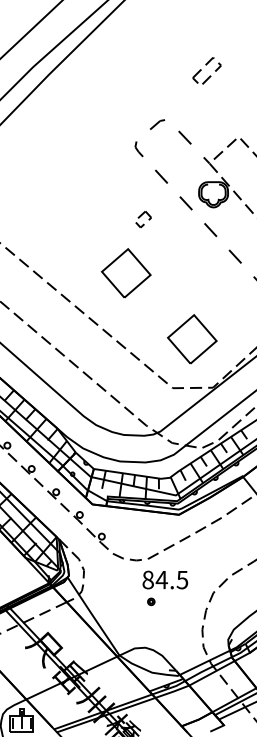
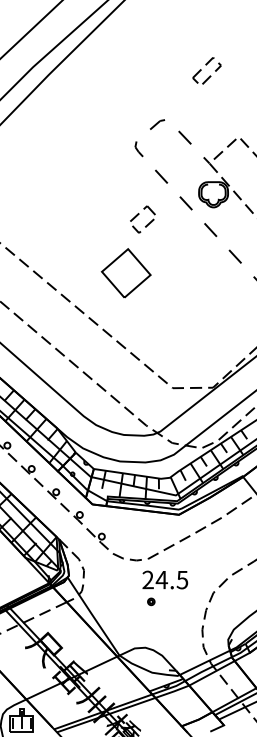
part size: 17x18 px -> 26x29 px (142, 219)
part: present -> none (191, 339)
text: 84.5 -> 24.5 (147, 579)
